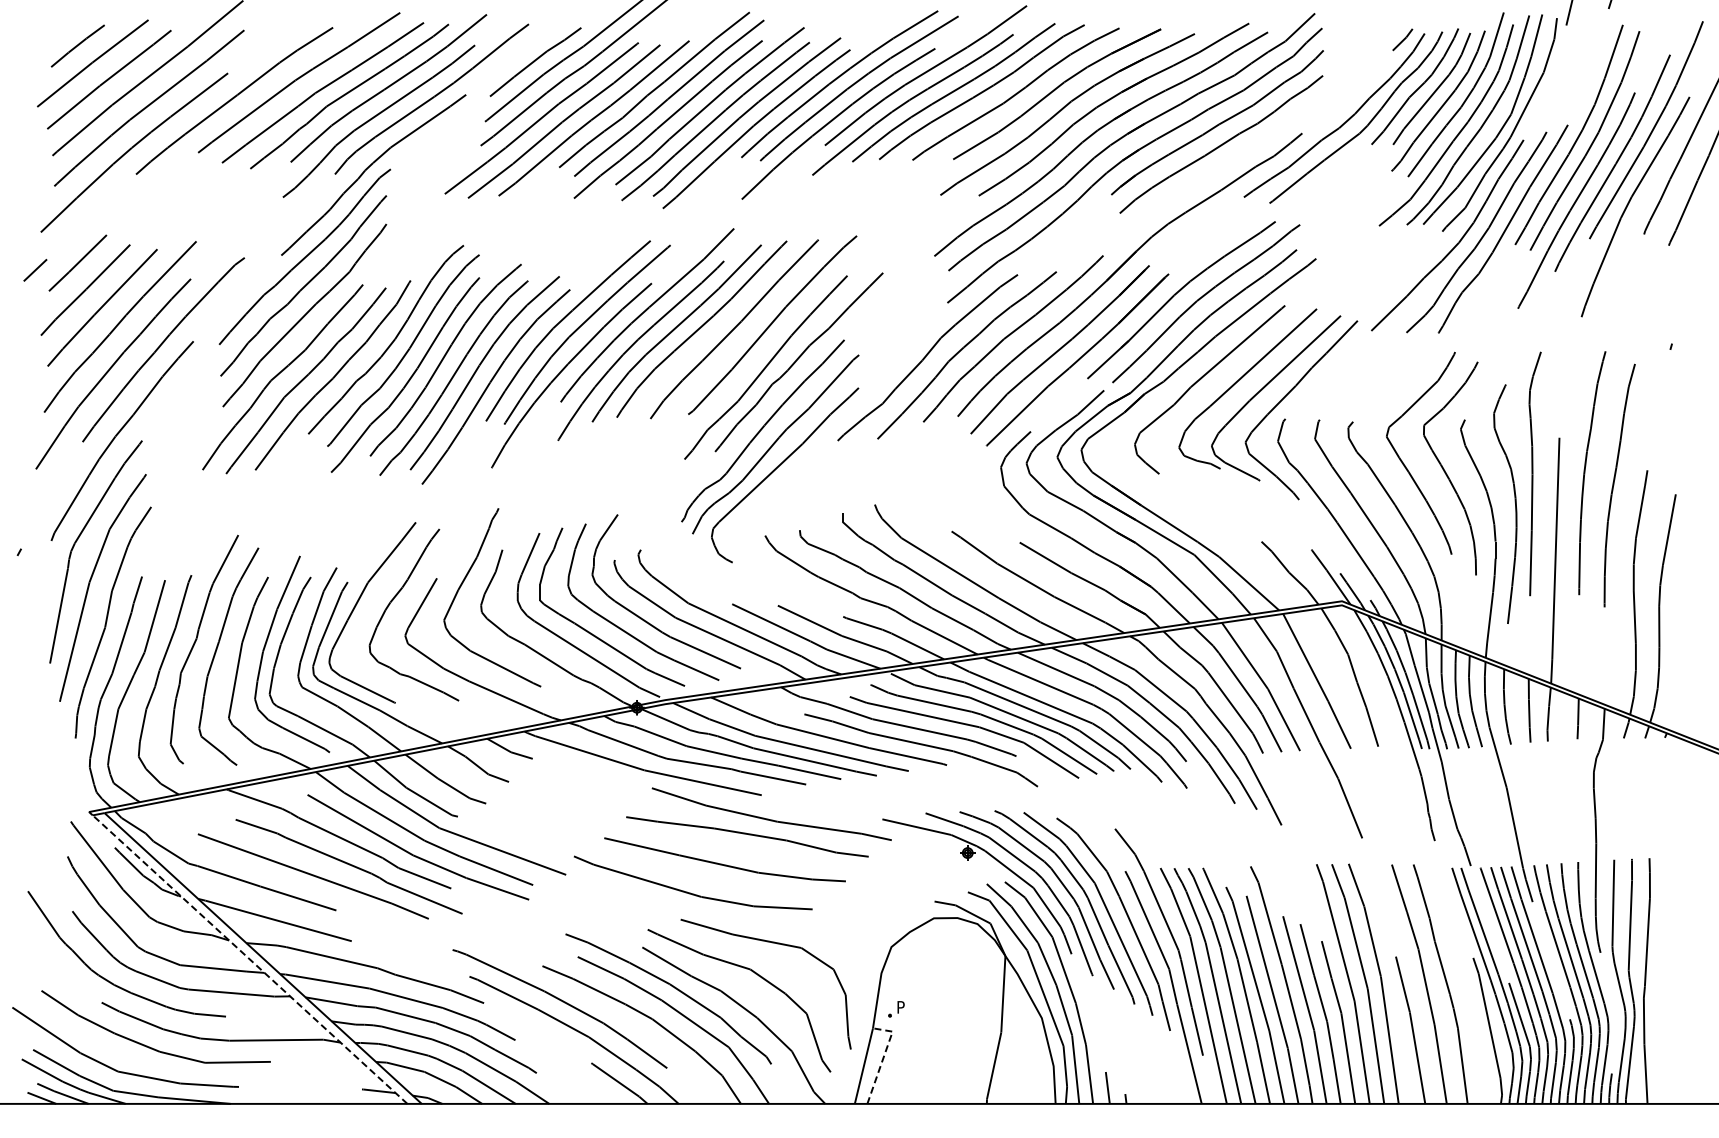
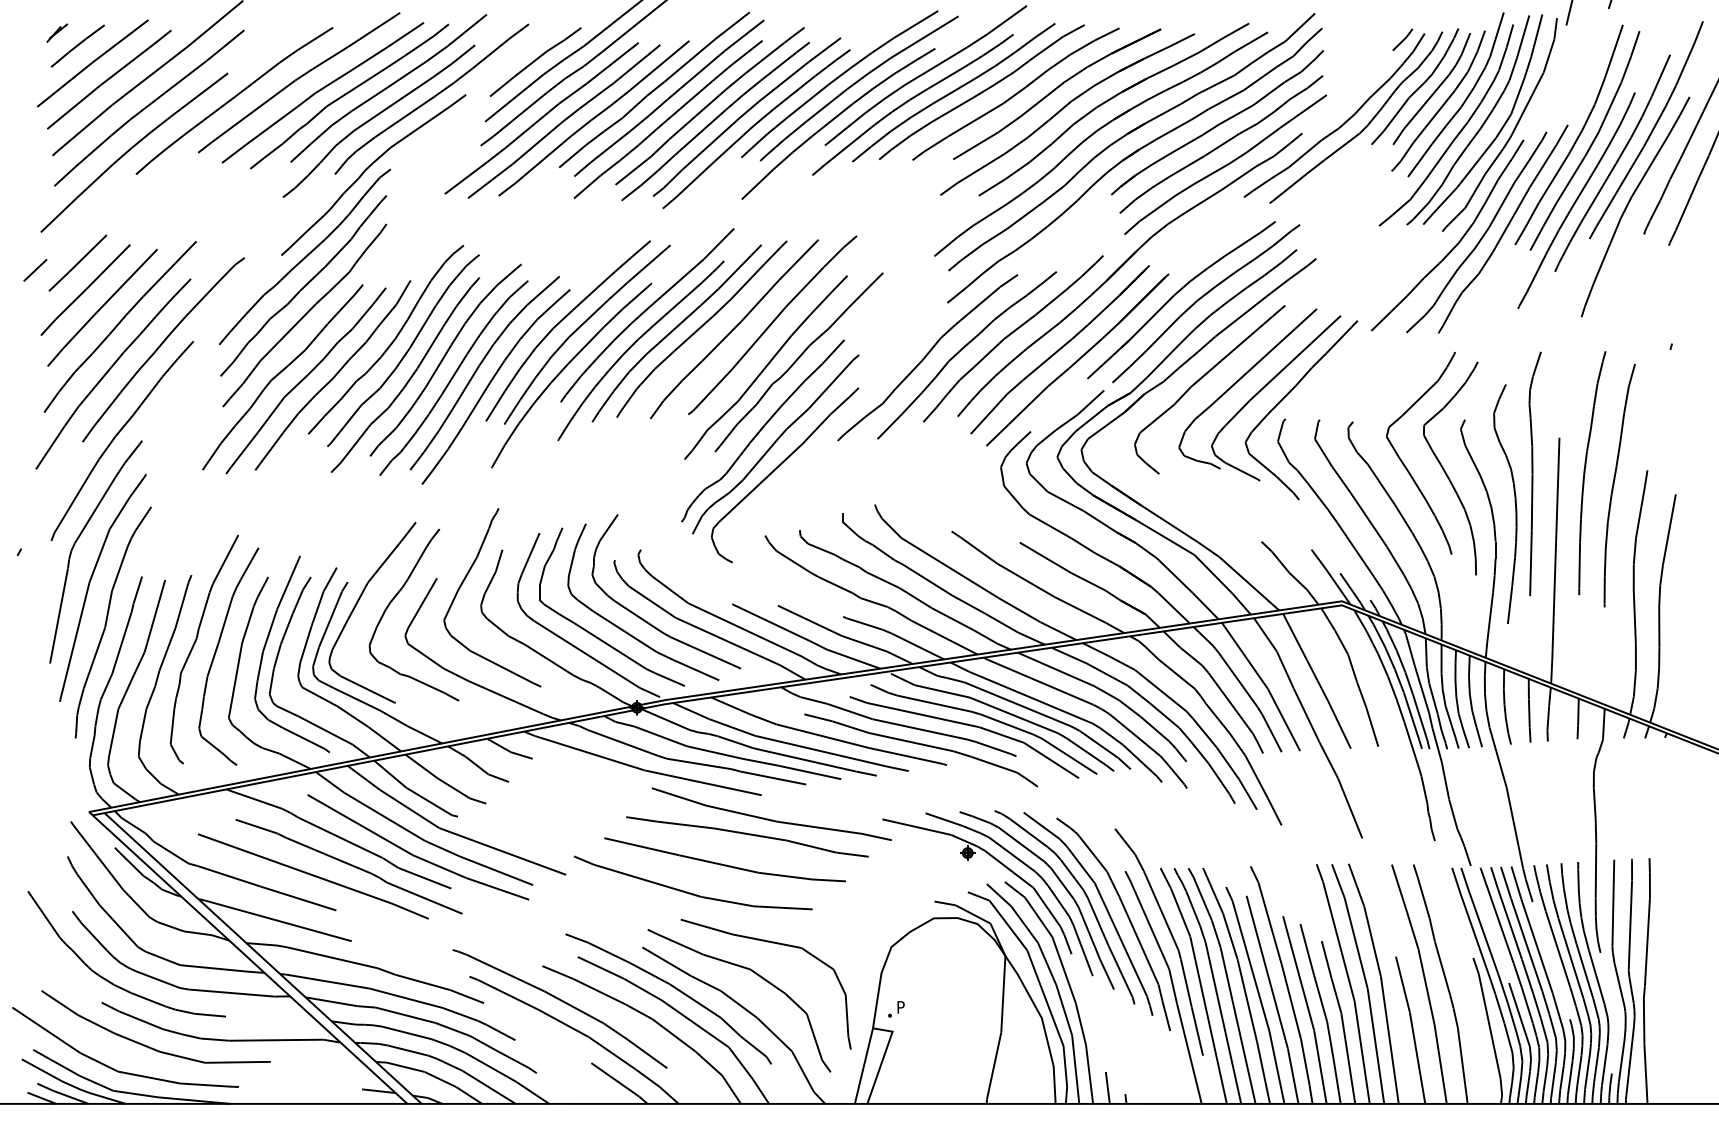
part: none -> present (57, 32)
curve: none -> present (1225, 164)
line: dashed -> solid (249, 959)
line: dashed -> solid (883, 1057)
